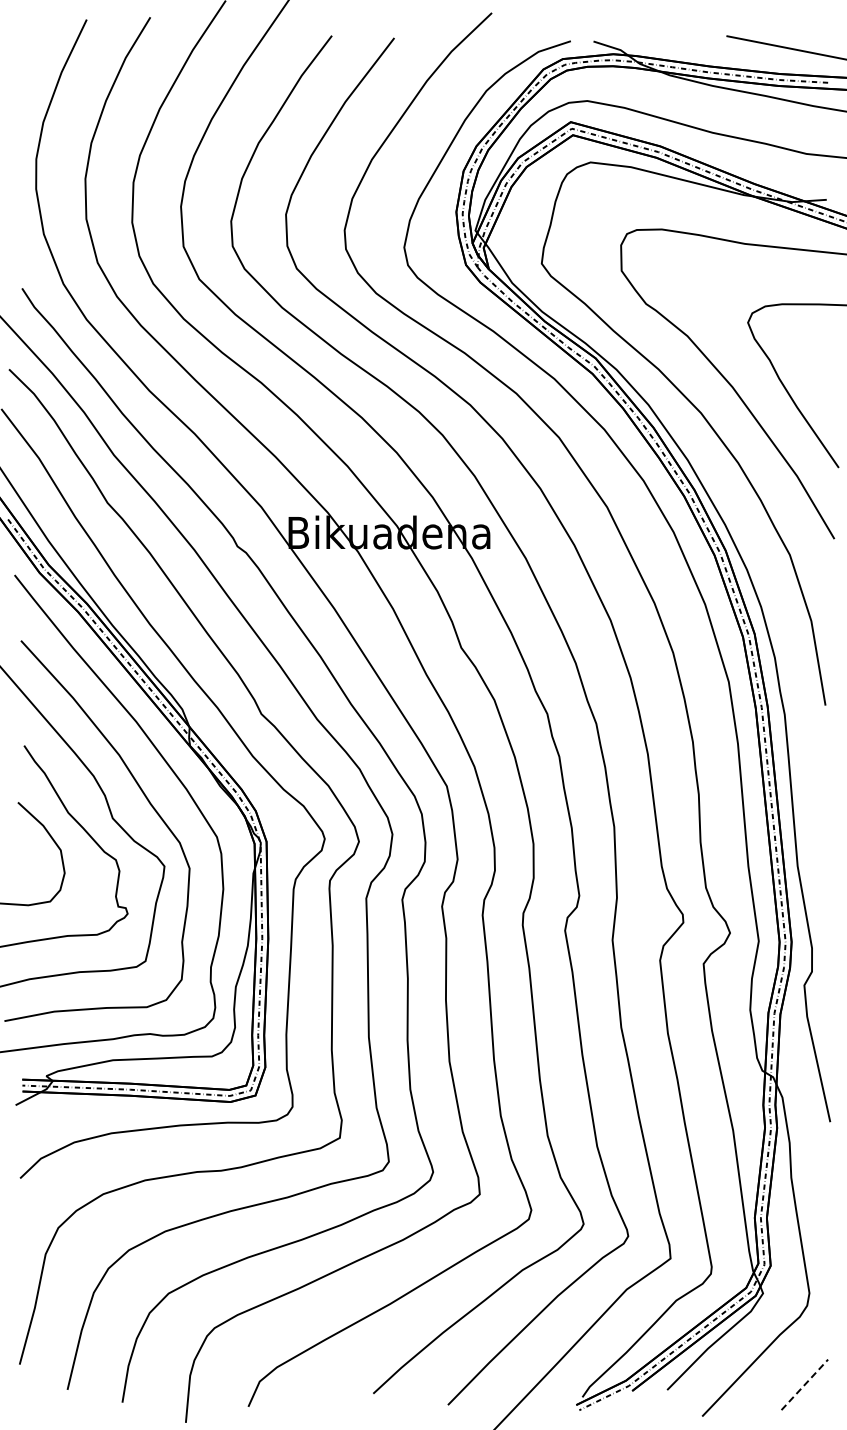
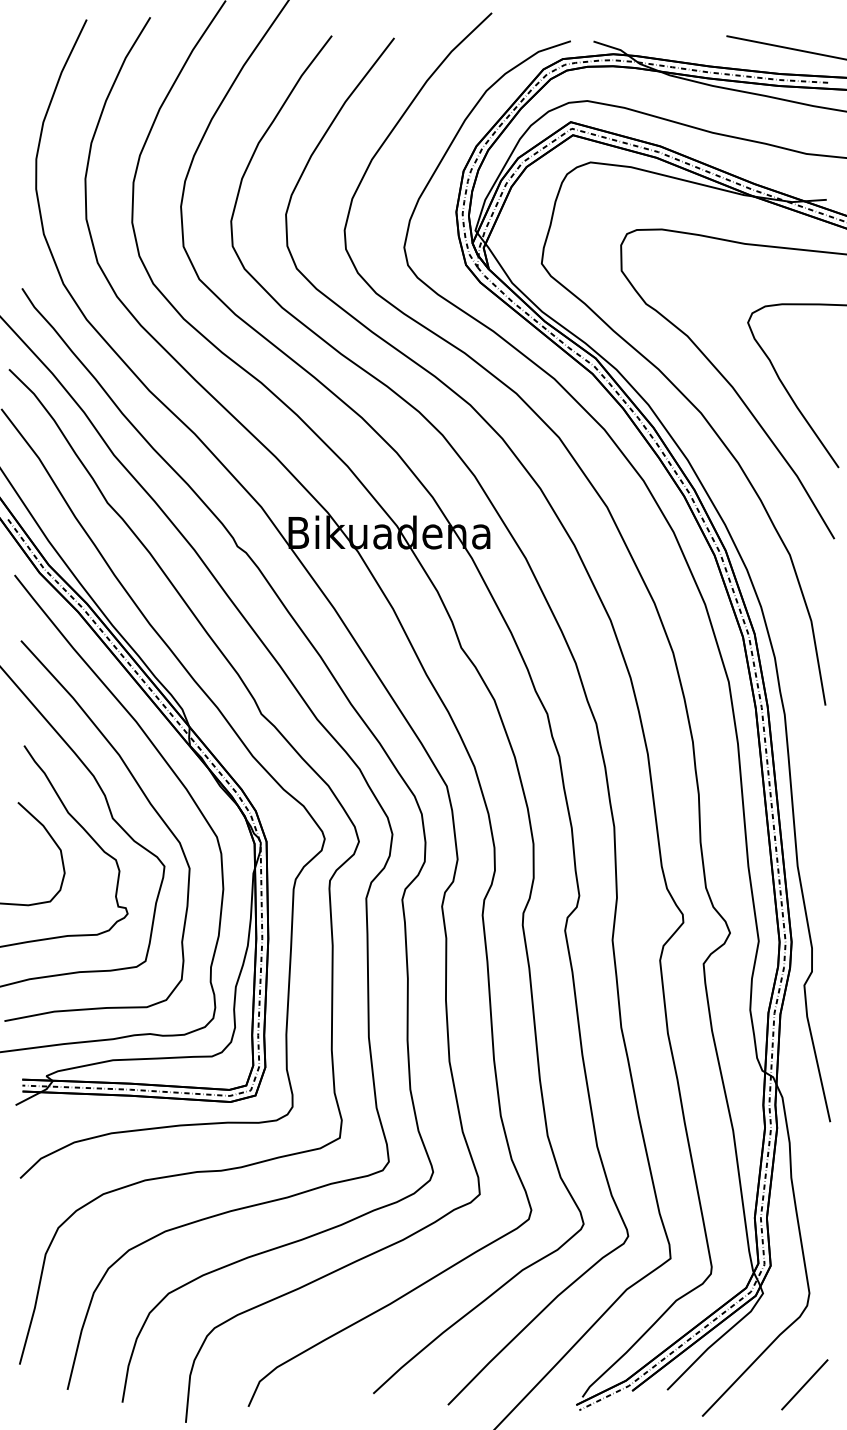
line: dashed -> solid (805, 1384)
